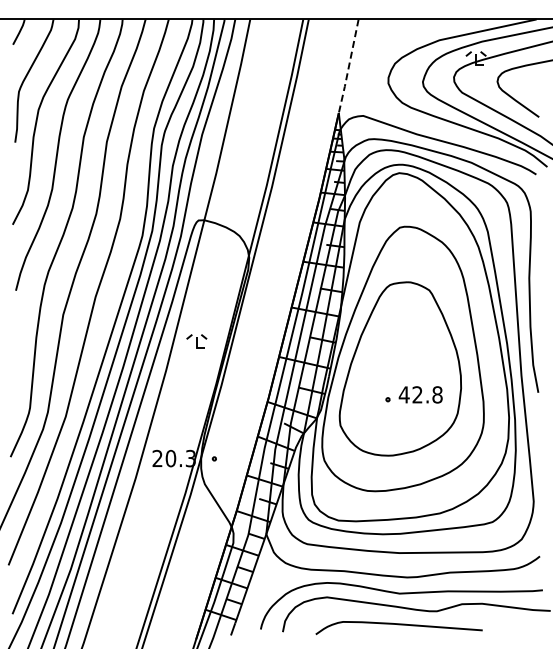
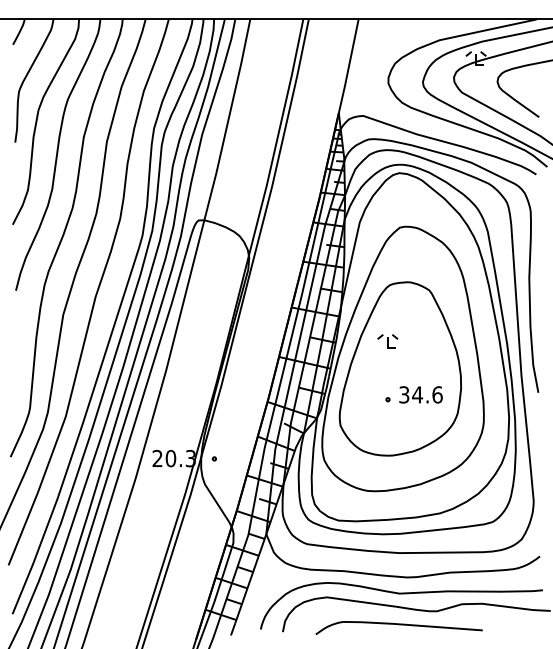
line: dashed -> solid (348, 67)
part position: (196, 341) -> (387, 341) (387, 341)
text: 42.8 -> 34.6 (420, 394)
